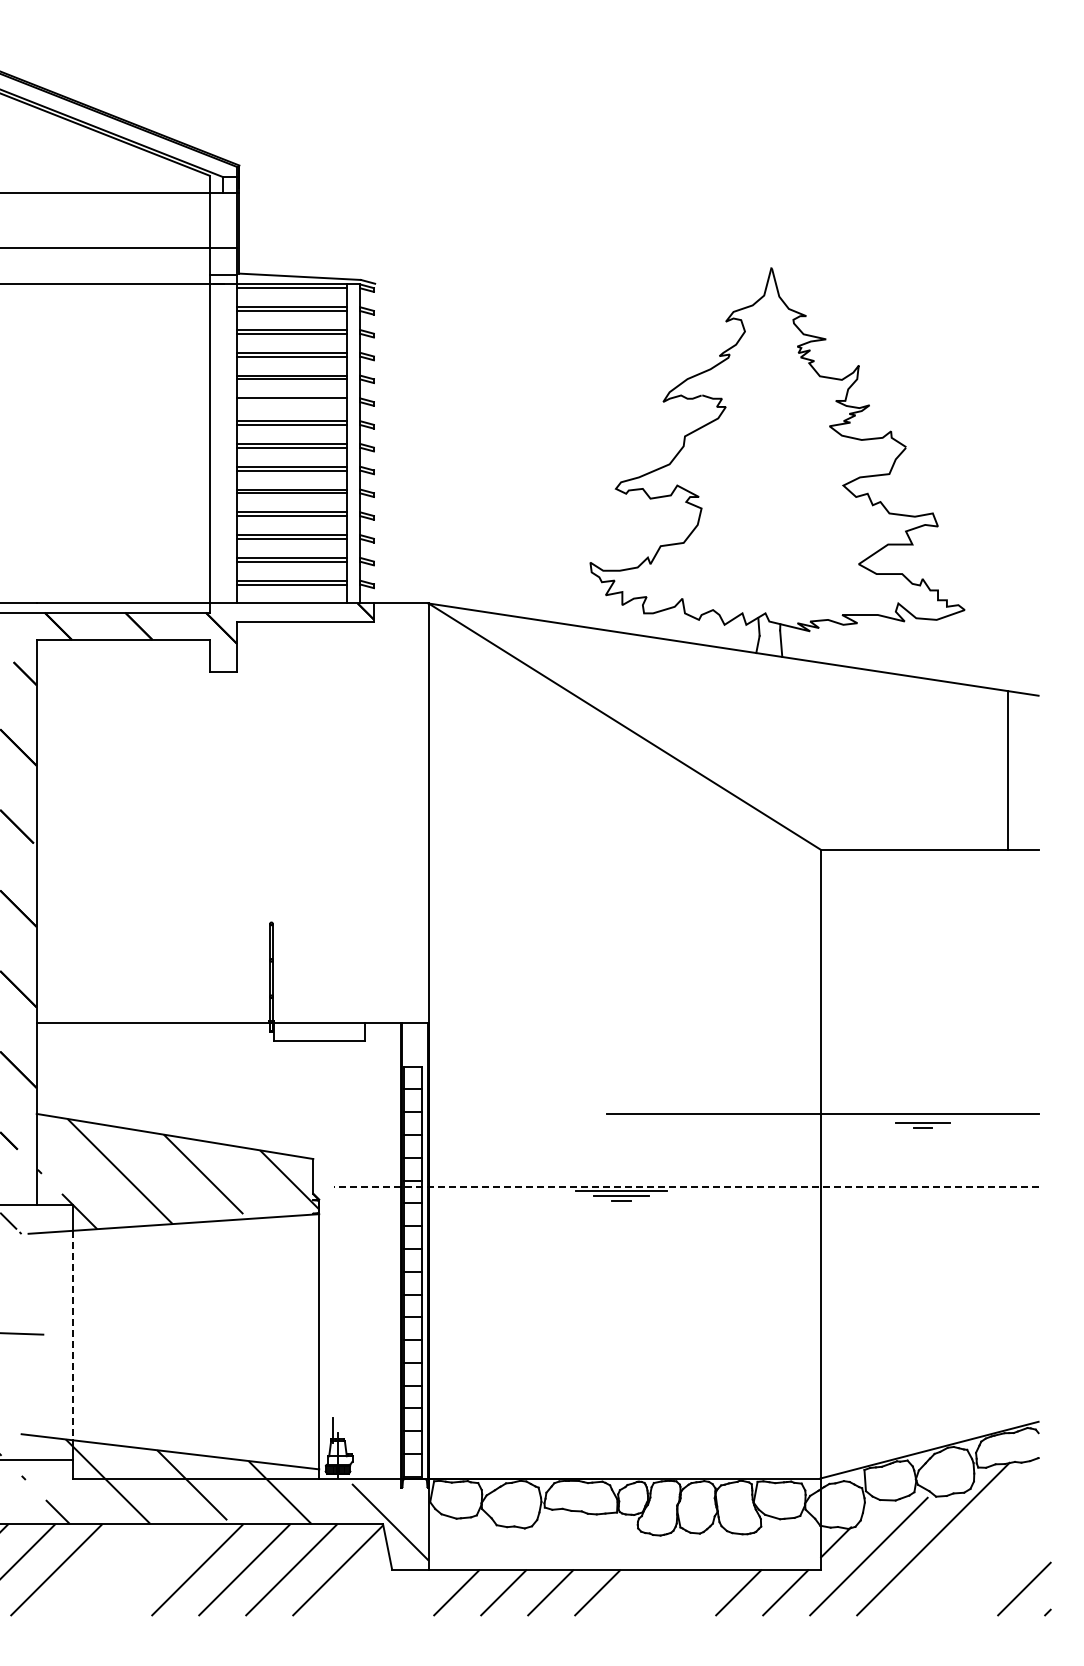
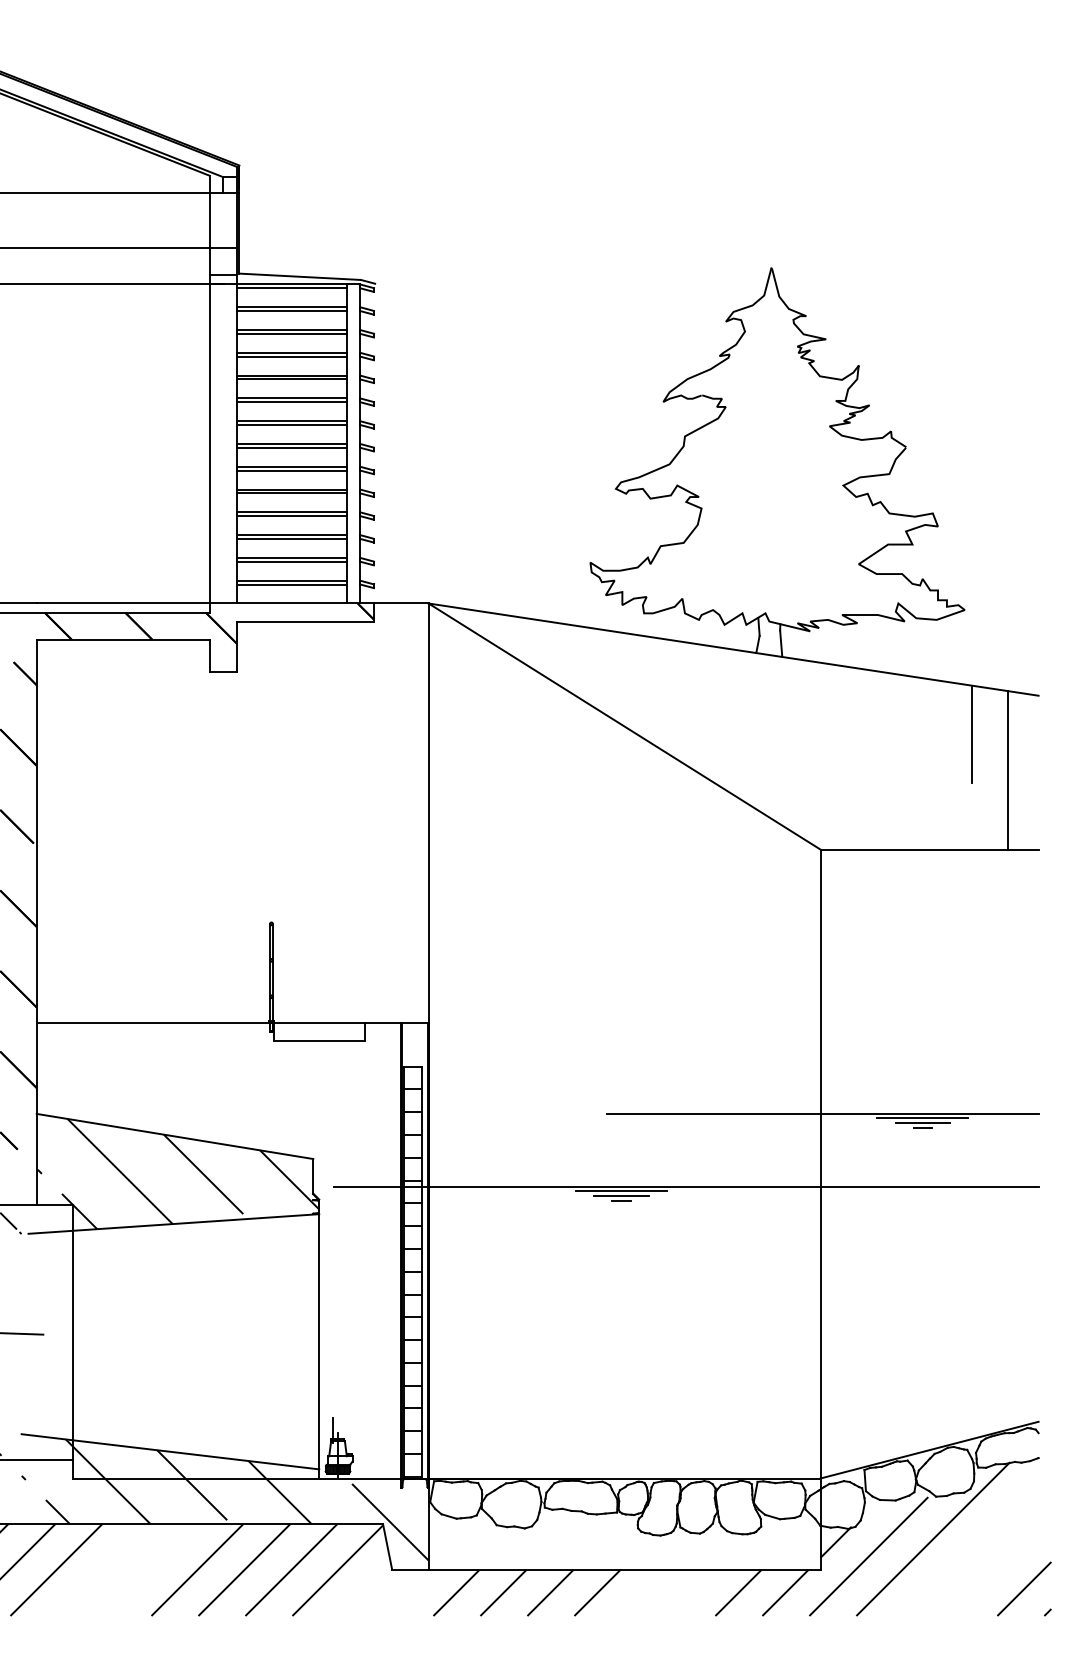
line: none -> present (291, 402)
line: none -> present (971, 734)
line: none -> present (922, 1118)
line: dashed -> solid (685, 1186)
line: dashed -> solid (73, 1335)
